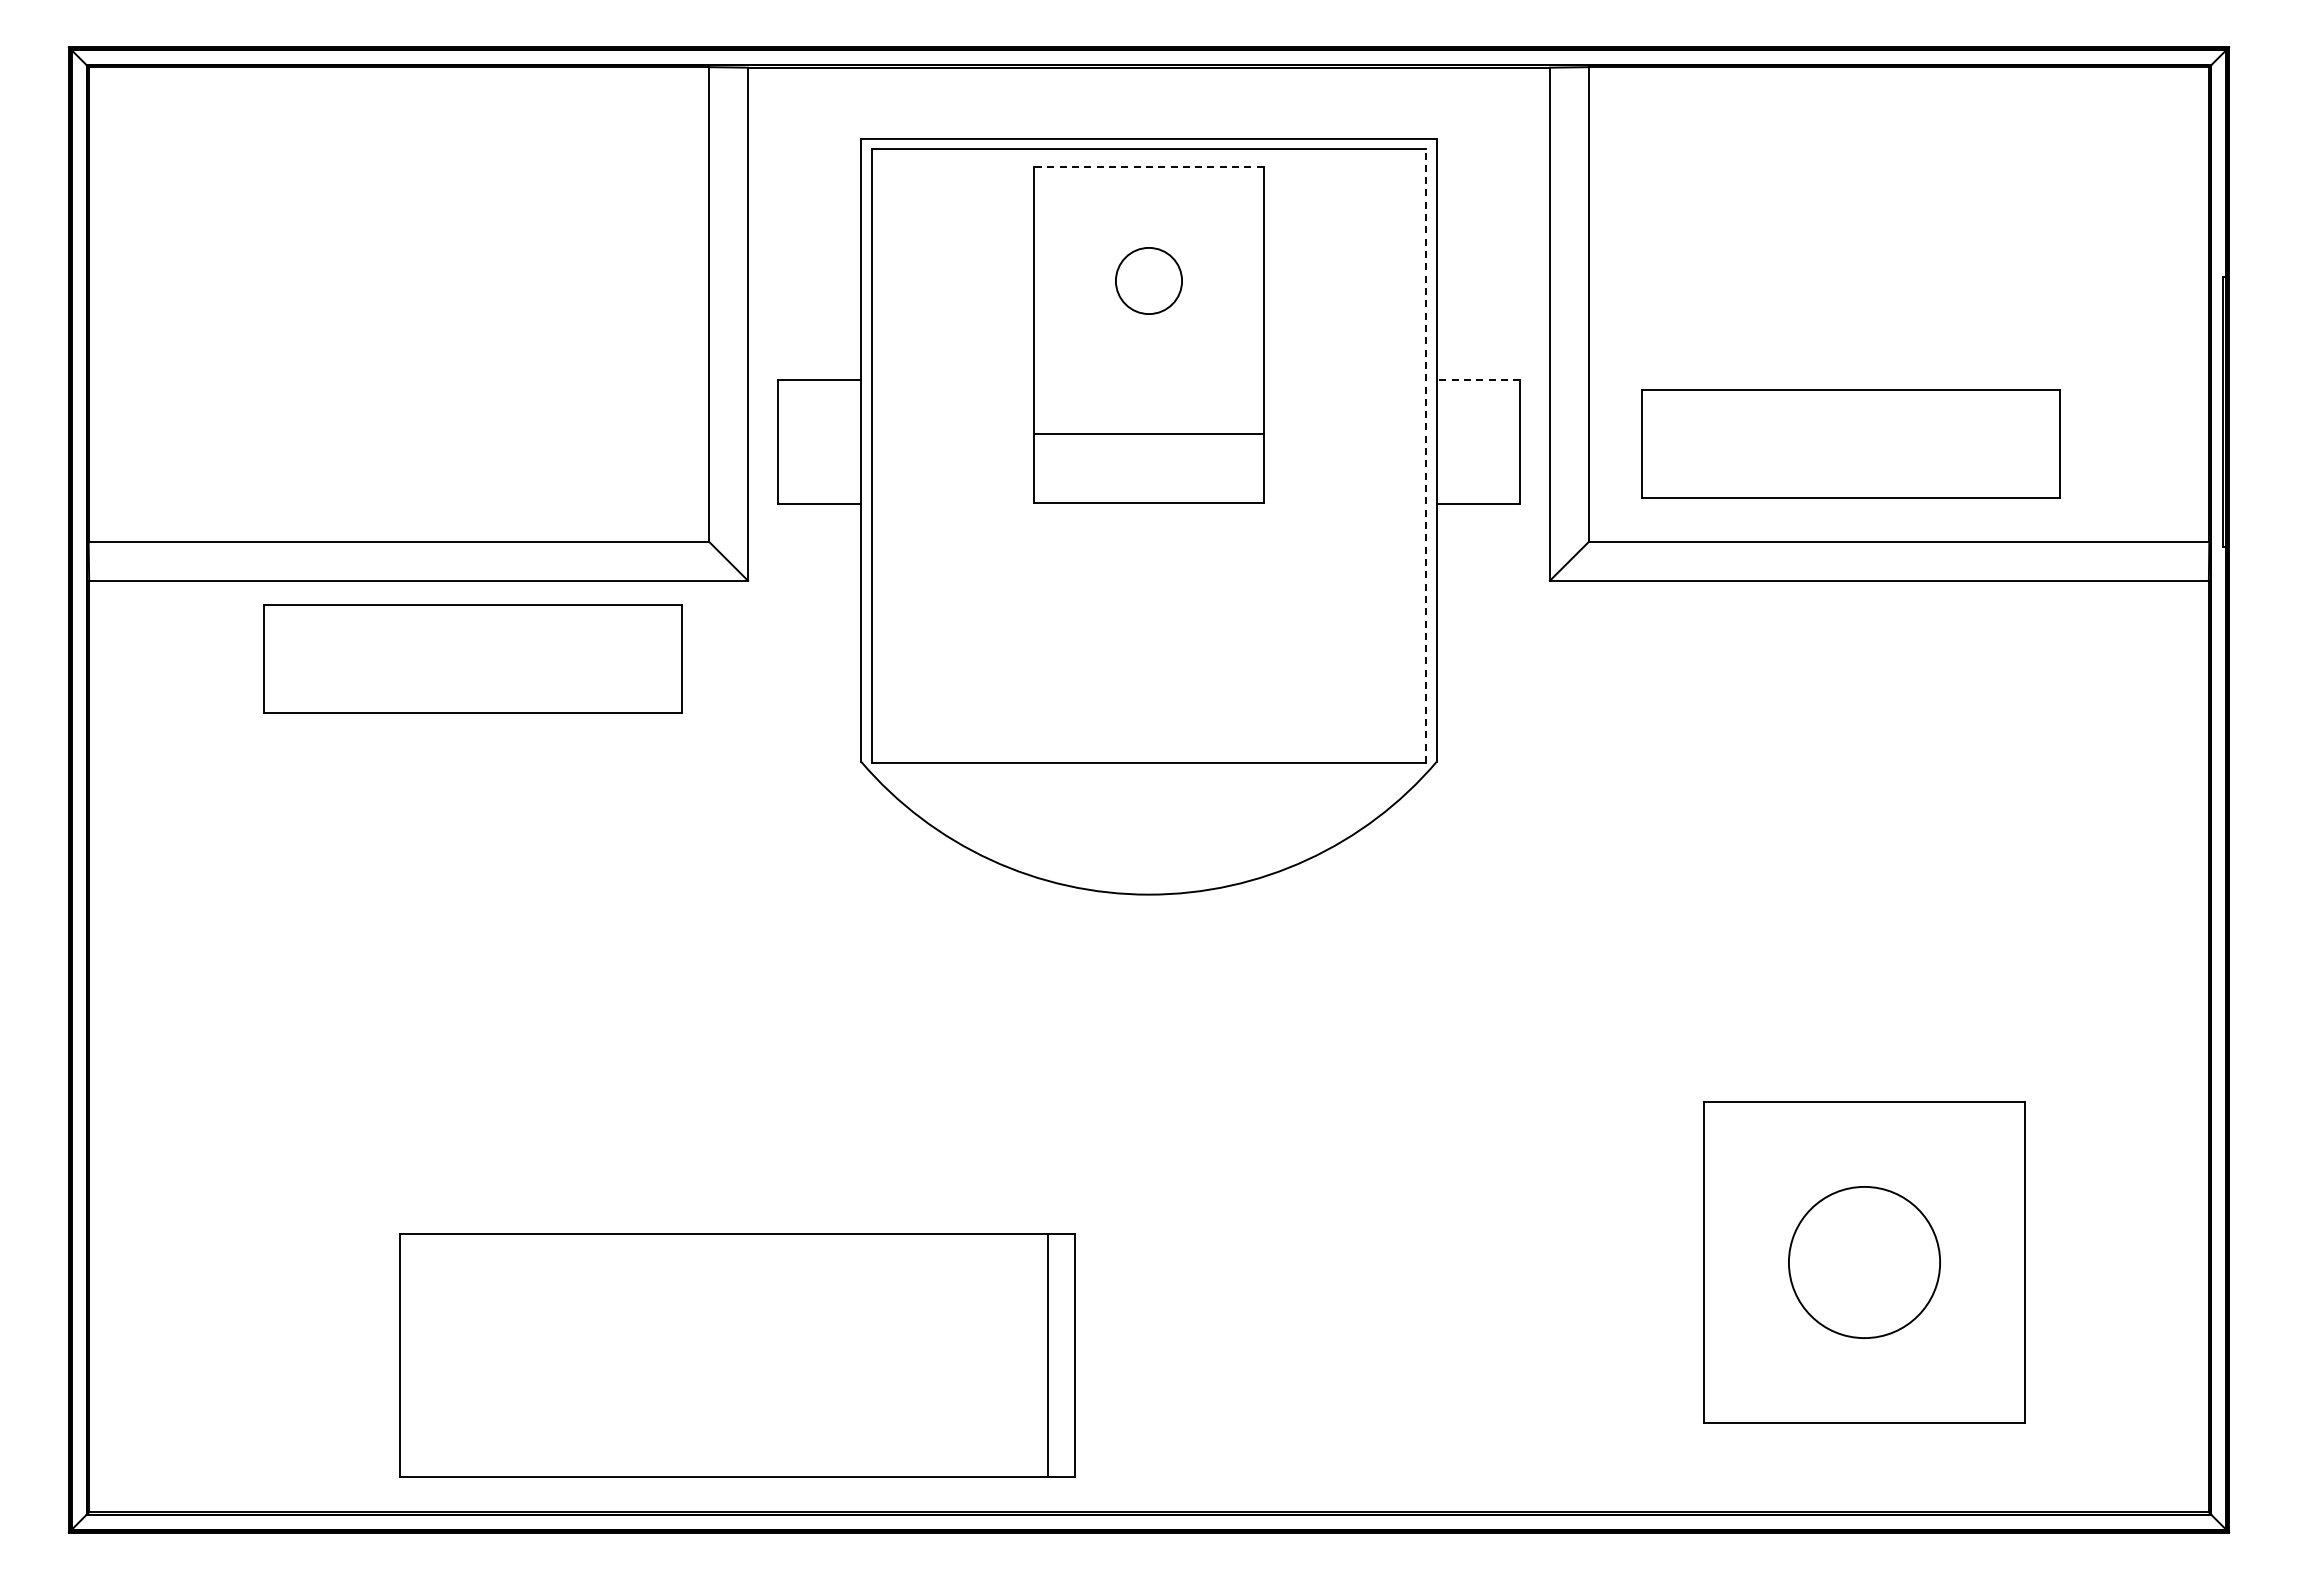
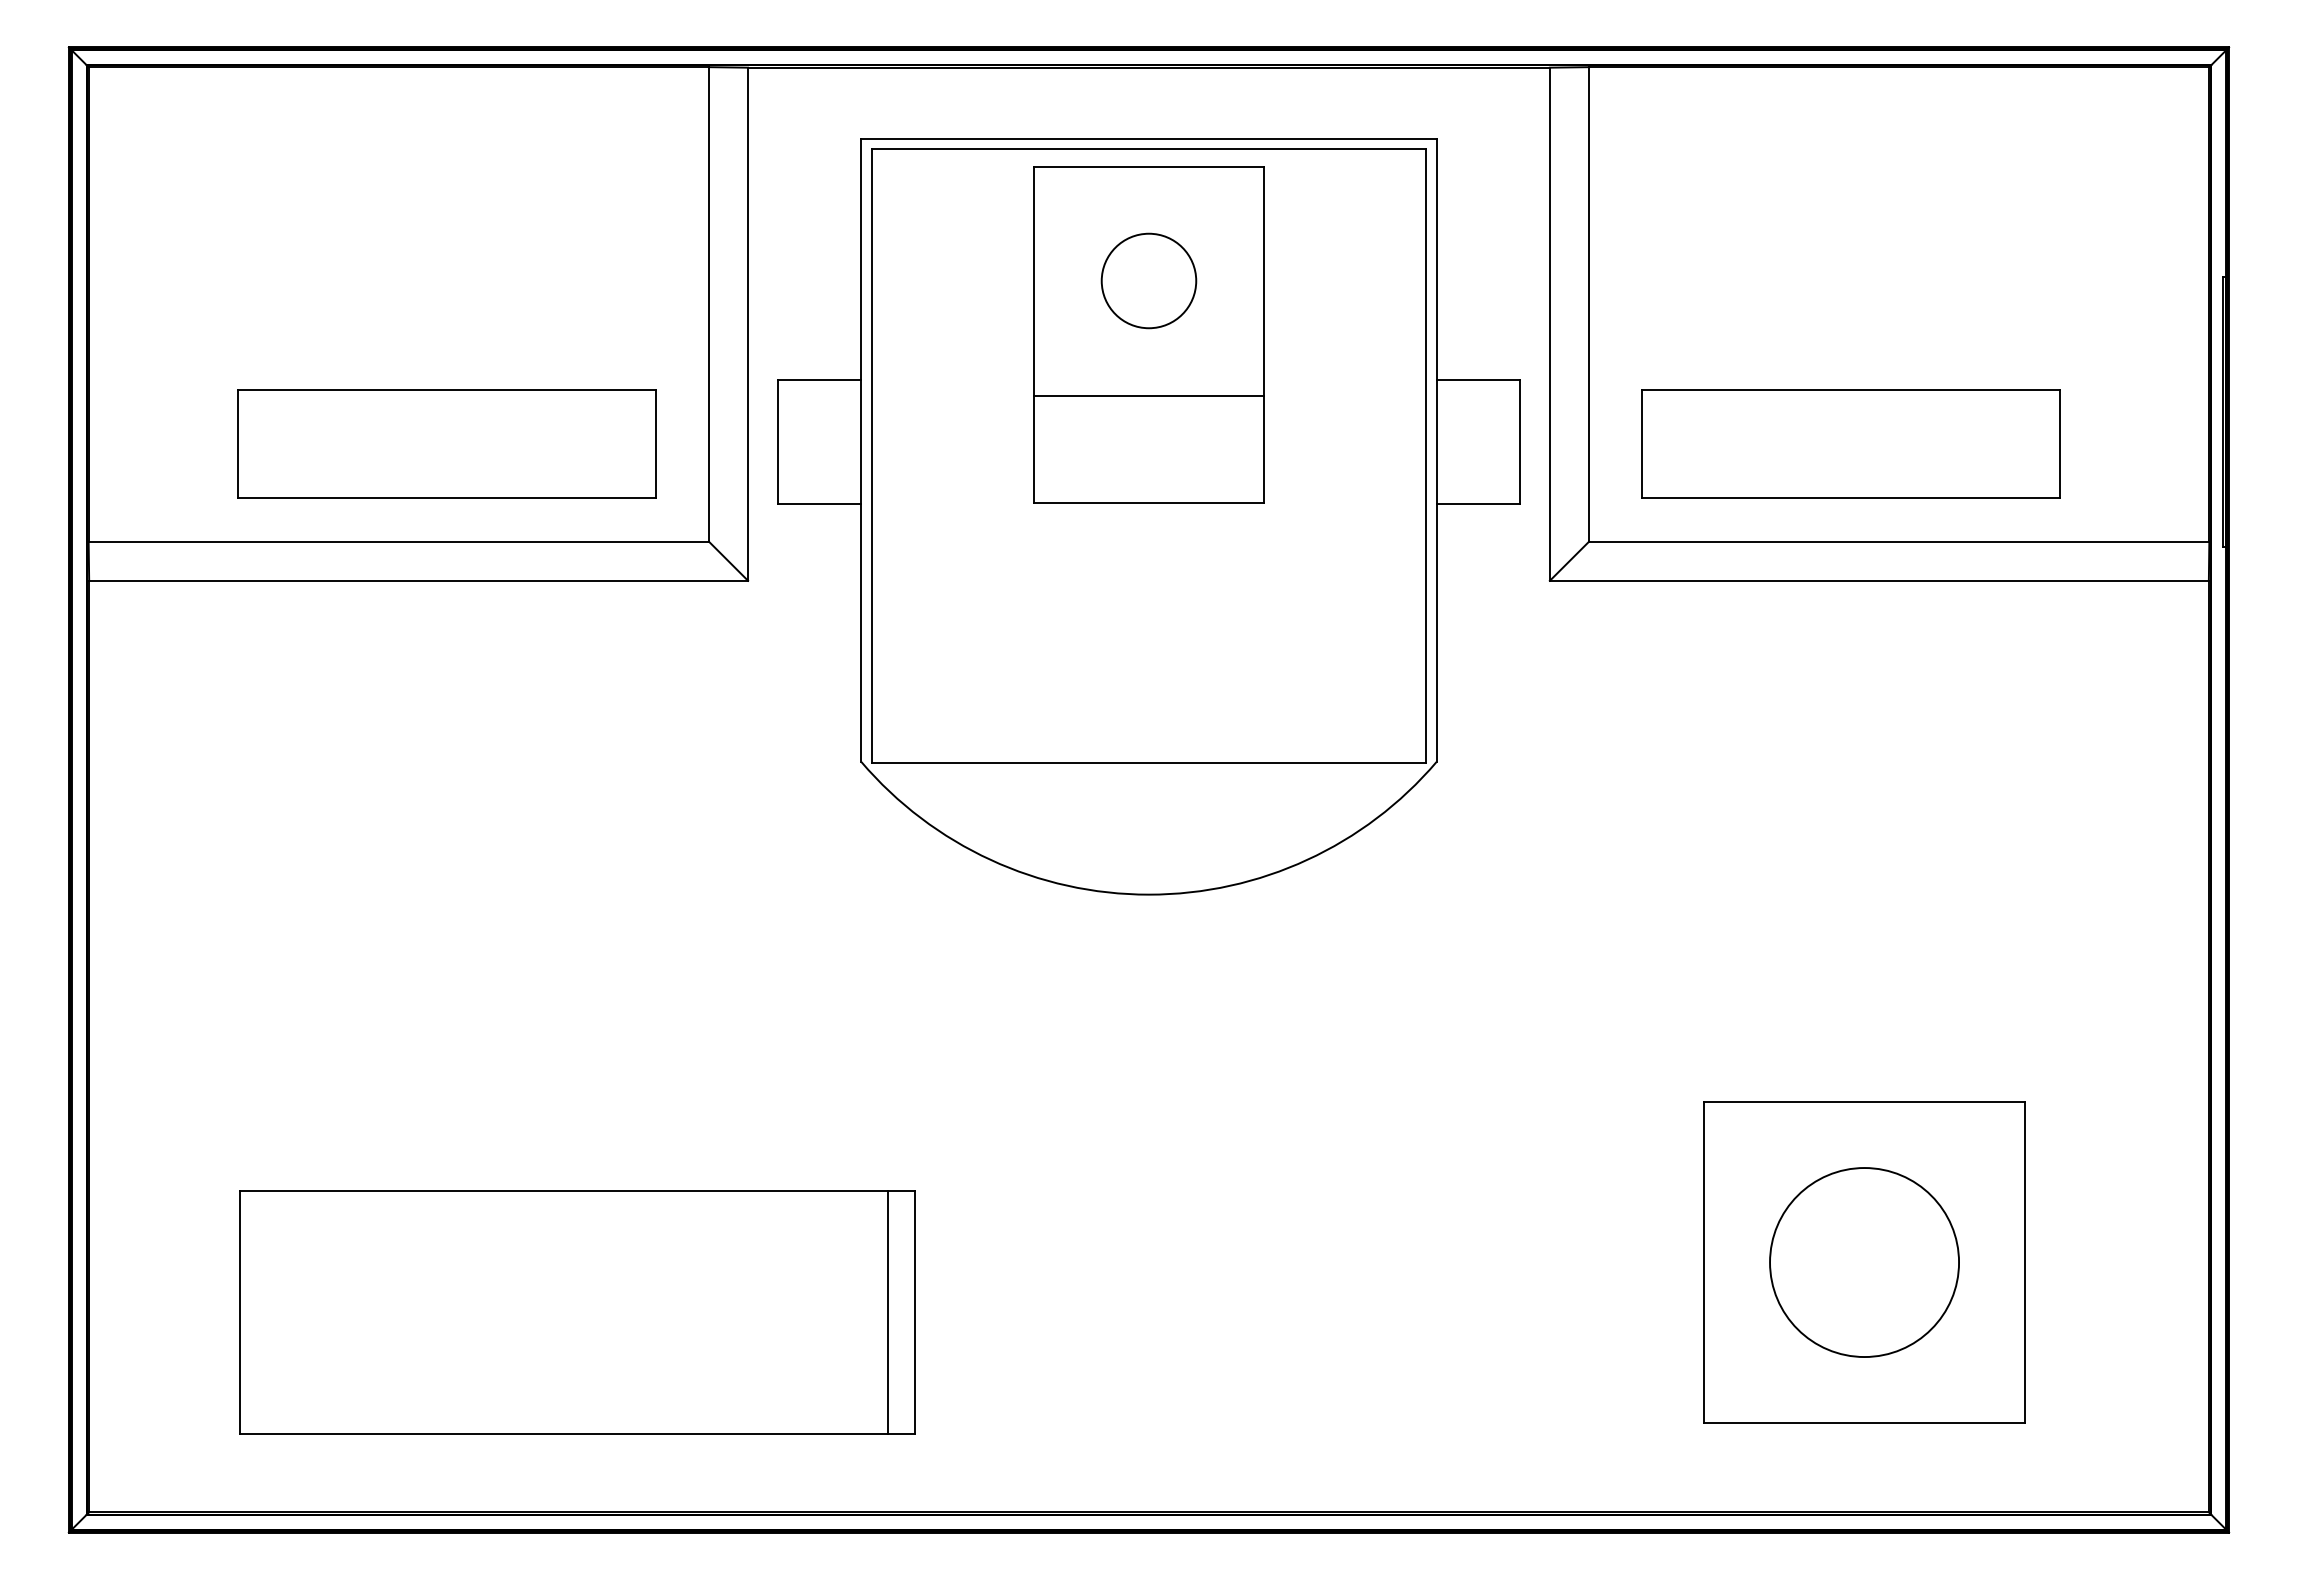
line: dashed -> solid (1148, 166)
circle diameter: 66 px -> 95 px (1148, 280)
line: dashed -> solid (1478, 379)
line position: (1148, 434) -> (1148, 396) (1148, 396)
line: dashed -> solid (1425, 455)
part position: (472, 658) -> (446, 443) (446, 443)
circle diameter: 151 px -> 189 px (1864, 1262)
part position: (737, 1355) -> (577, 1312) (577, 1312)
